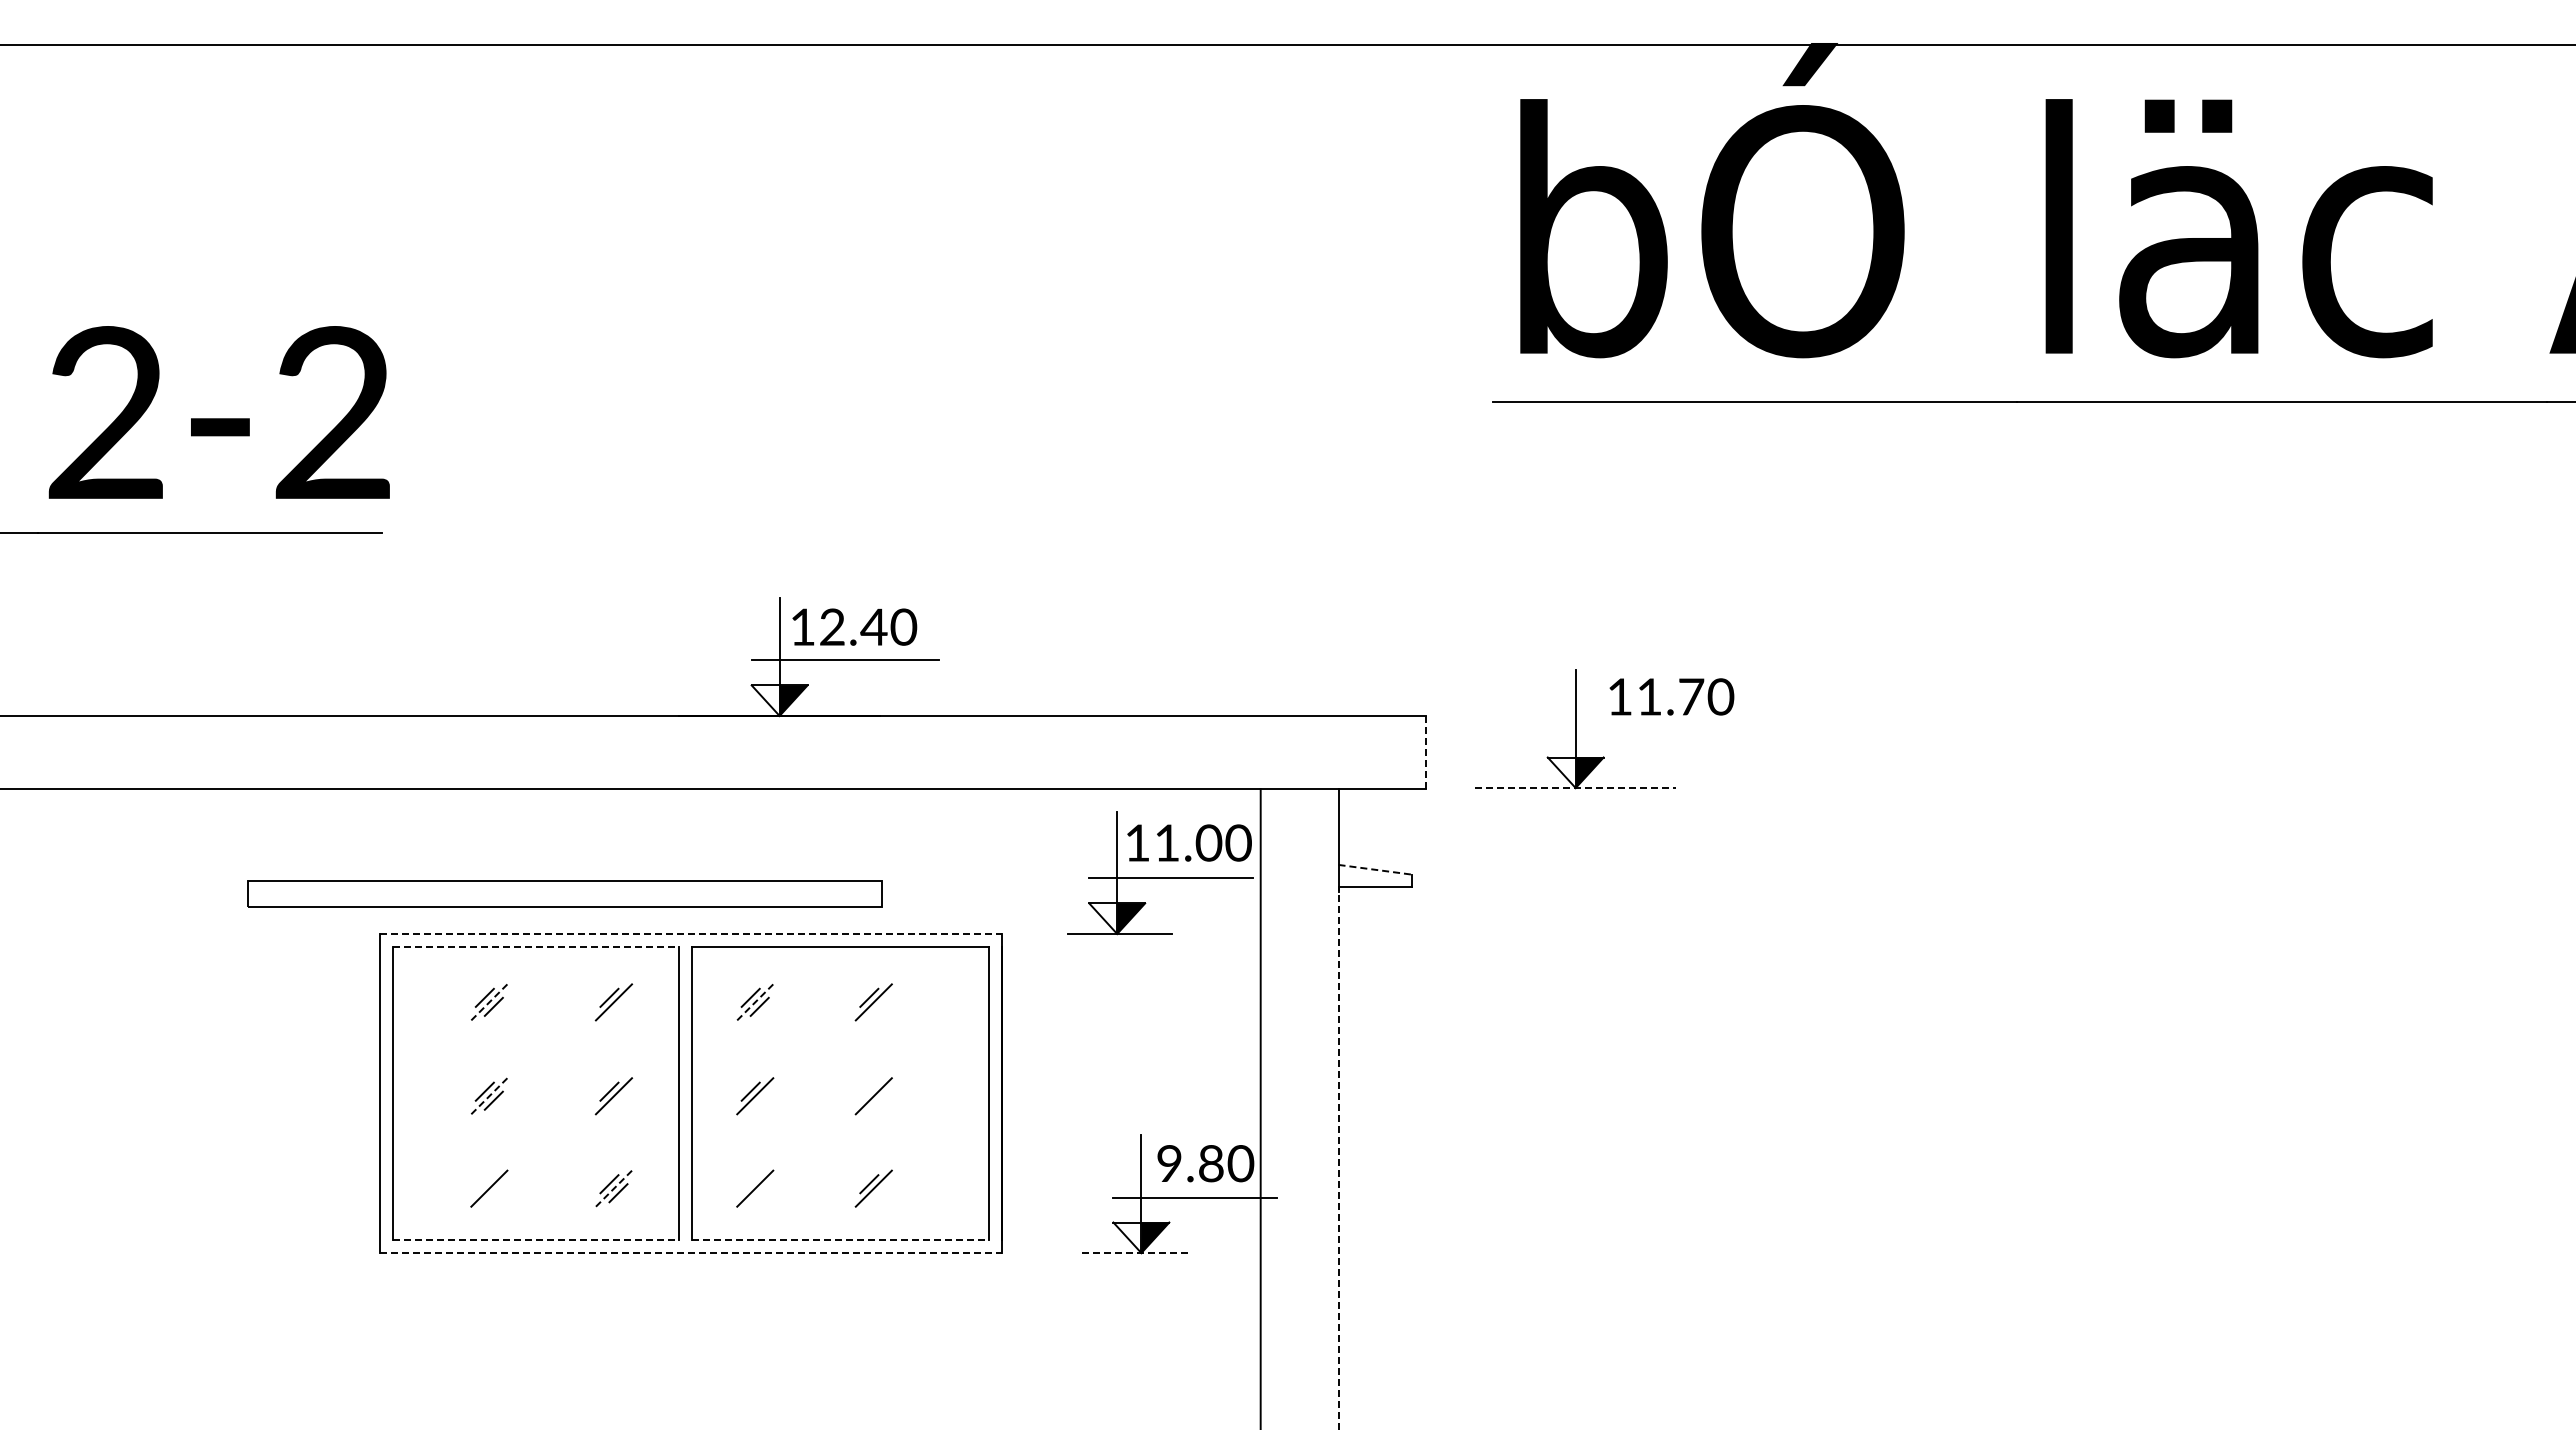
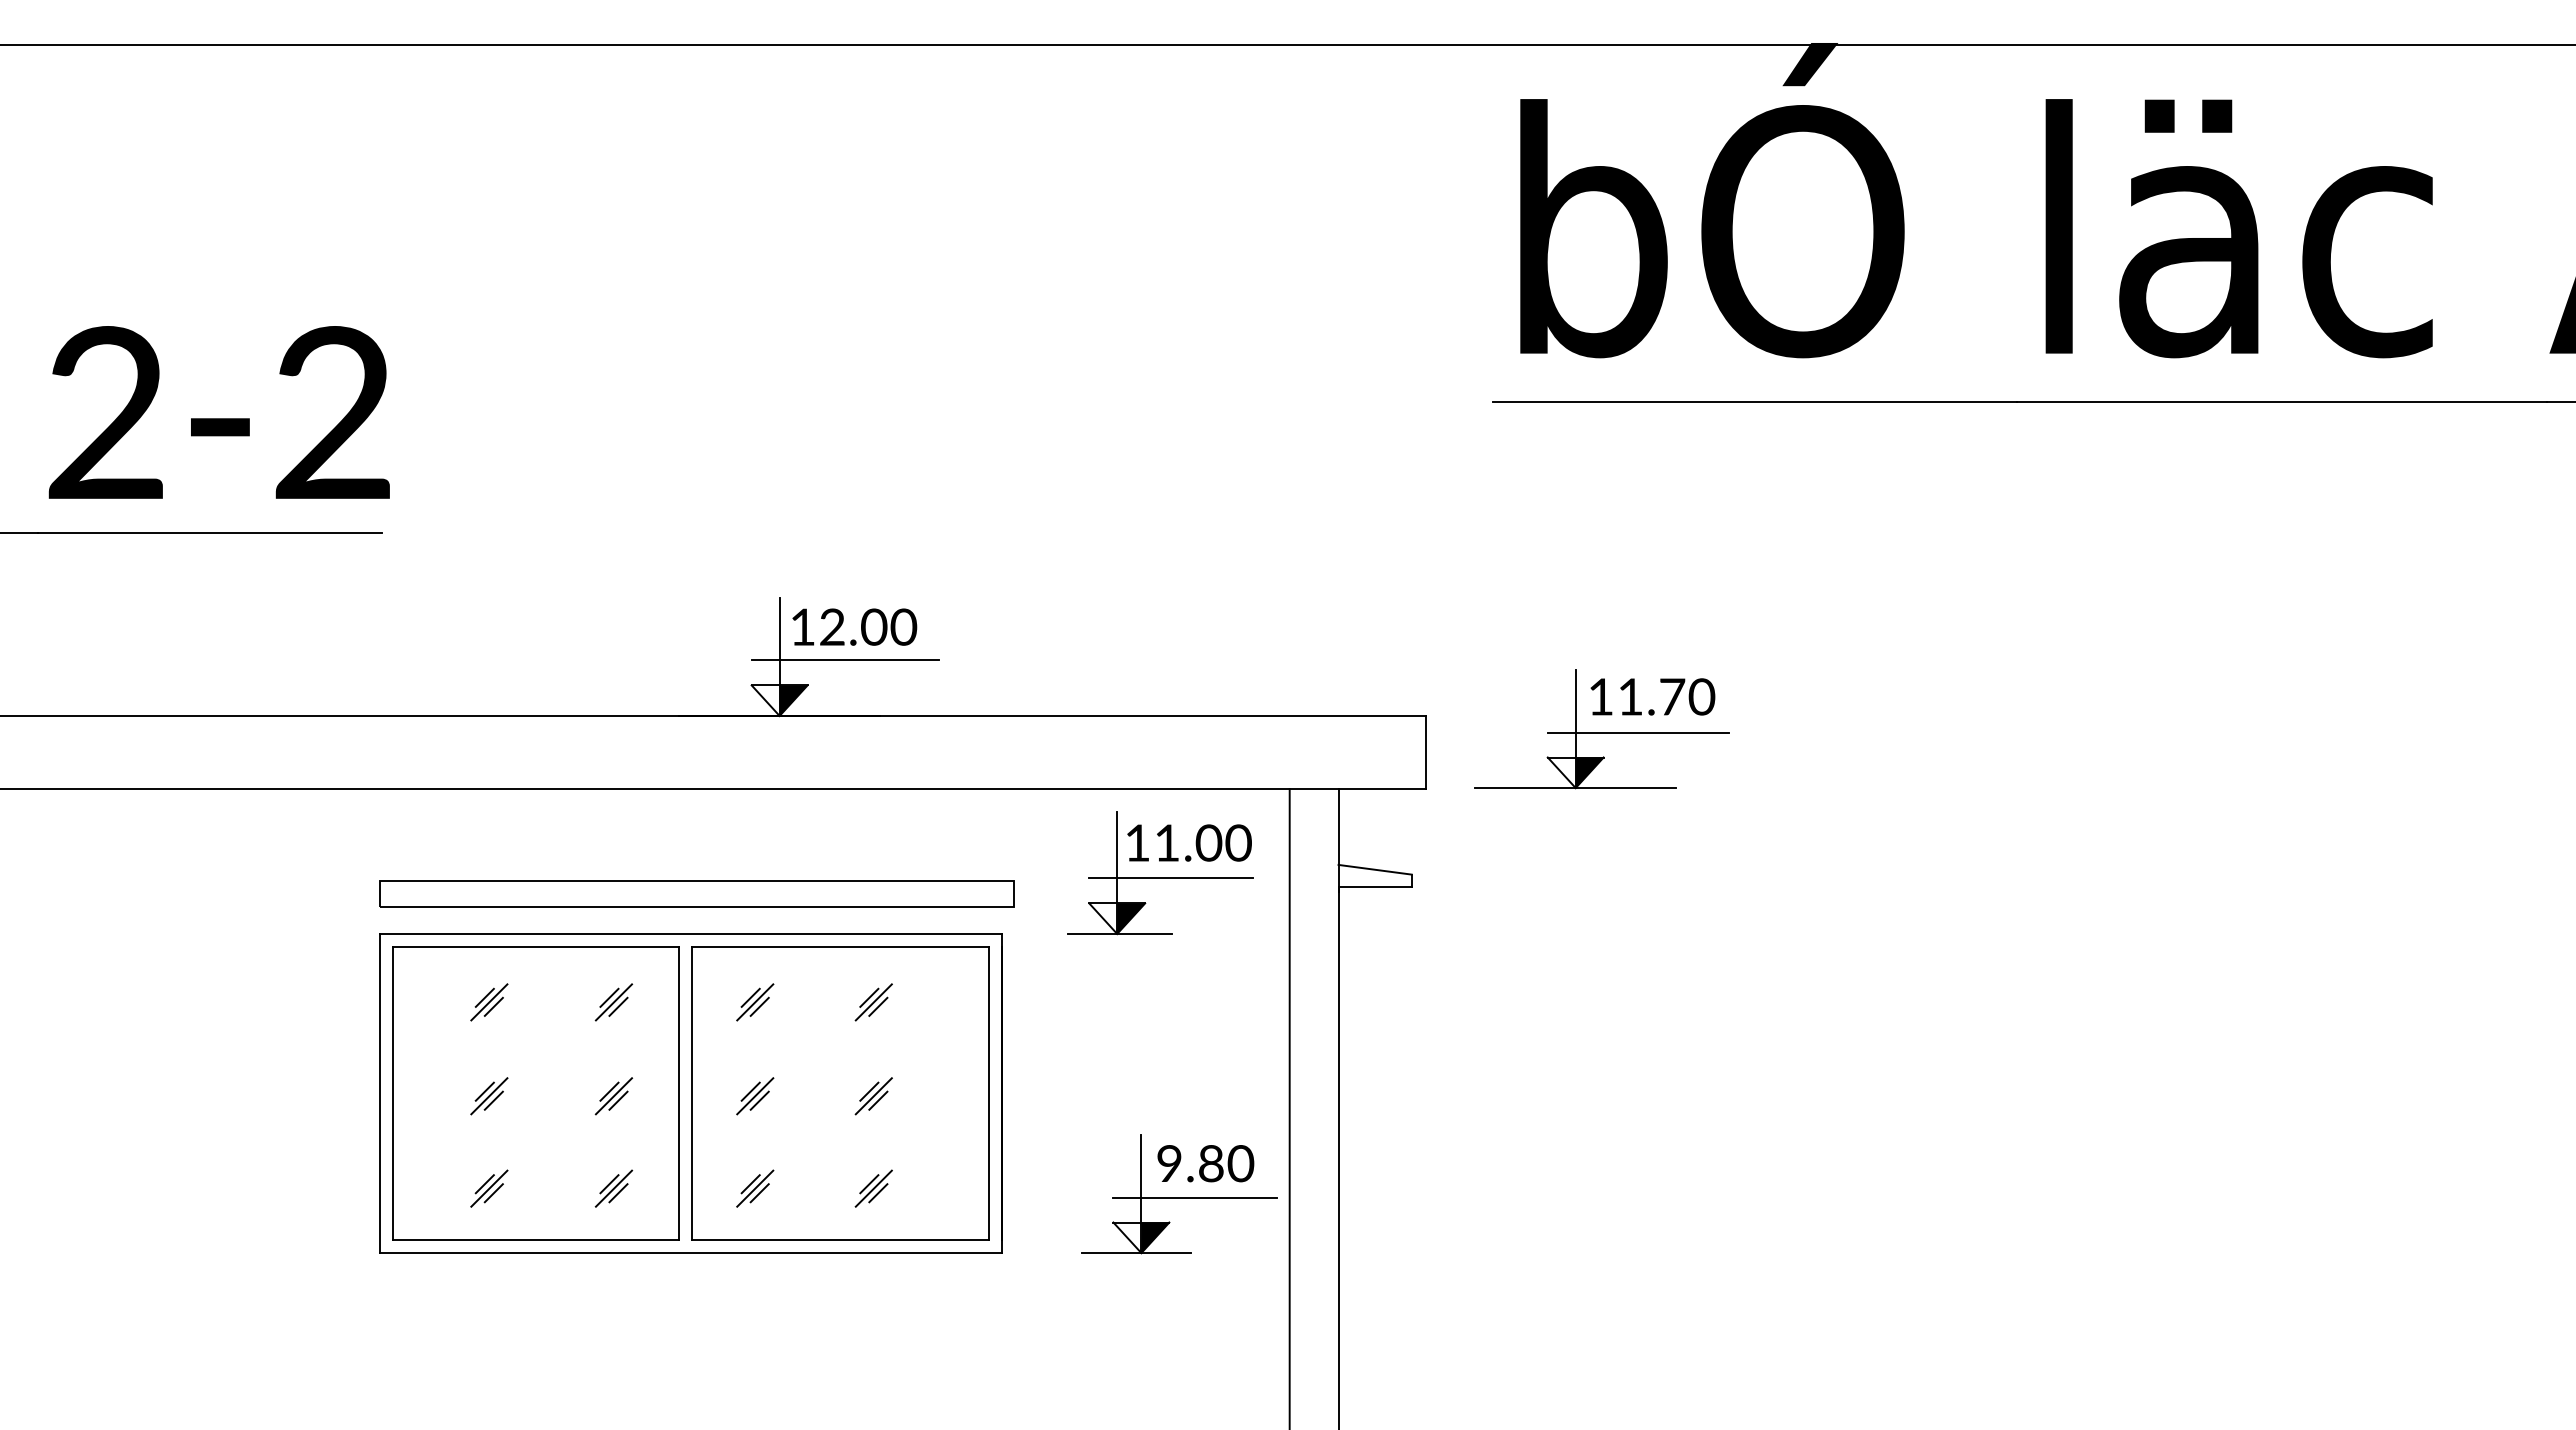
text: 12.40 -> 12.00 (873, 626)
text position: (1671, 696) -> (1652, 696) (1652, 696)
line: none -> present (1638, 732)
line: dashed -> solid (1426, 752)
line: dashed -> solid (1575, 788)
line: dashed -> solid (1375, 869)
part position: (564, 893) -> (696, 893) (696, 893)
line: dashed -> solid (691, 933)
line: dashed -> solid (535, 947)
line: dashed -> solid (489, 1002)
line: dashed -> solid (755, 1002)
line: none -> present (618, 1006)
line: none -> present (878, 1006)
line: none -> present (869, 1091)
line: dashed -> solid (489, 1095)
line: none -> present (618, 1100)
line: none -> present (759, 1100)
line: none -> present (878, 1100)
line position: (1260, 1107) -> (1289, 1107) (1289, 1107)
line: dashed -> solid (1338, 1157)
line: none -> present (484, 1184)
line: none -> present (750, 1184)
line: dashed -> solid (614, 1188)
line: none -> present (493, 1193)
line: none -> present (759, 1193)
line: none -> present (878, 1193)
line: dashed -> solid (536, 1240)
line: dashed -> solid (840, 1240)
line: dashed -> solid (691, 1253)
line: dashed -> solid (1136, 1253)
